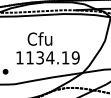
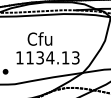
text: 1134.19 -> 1134.13 (75, 57)
